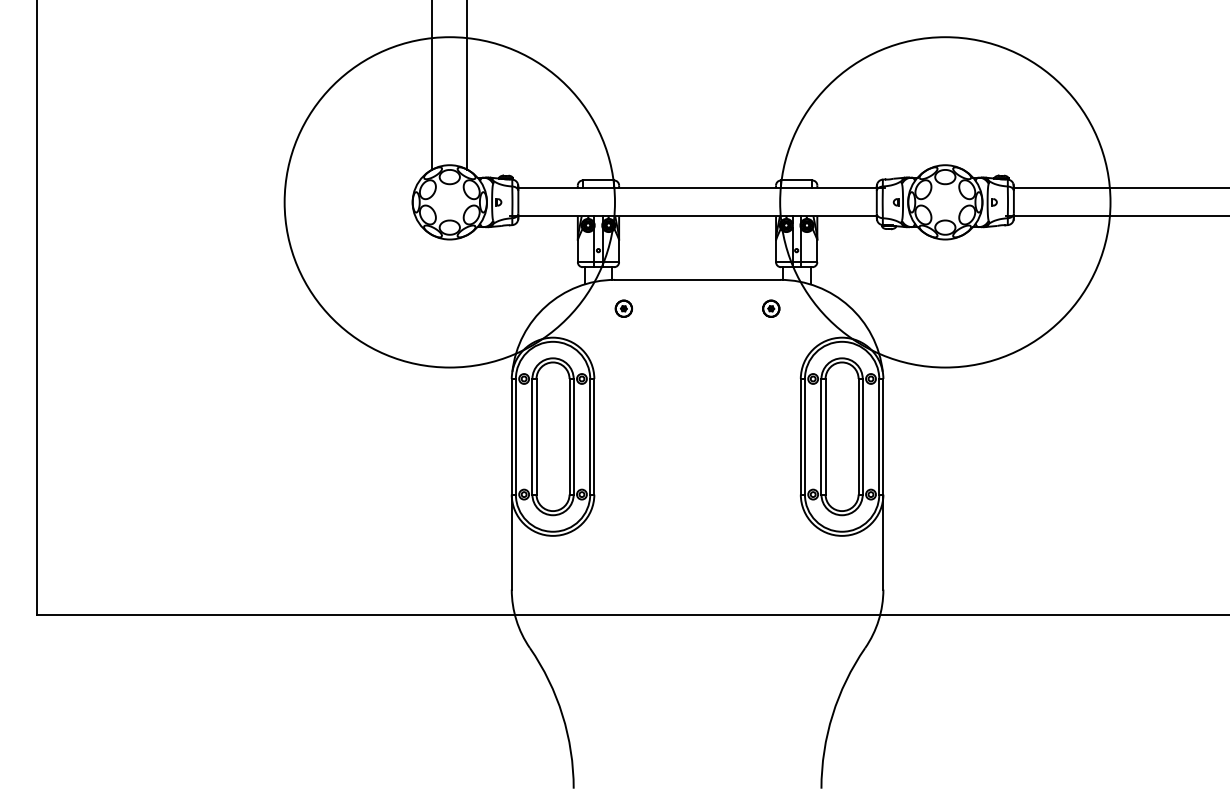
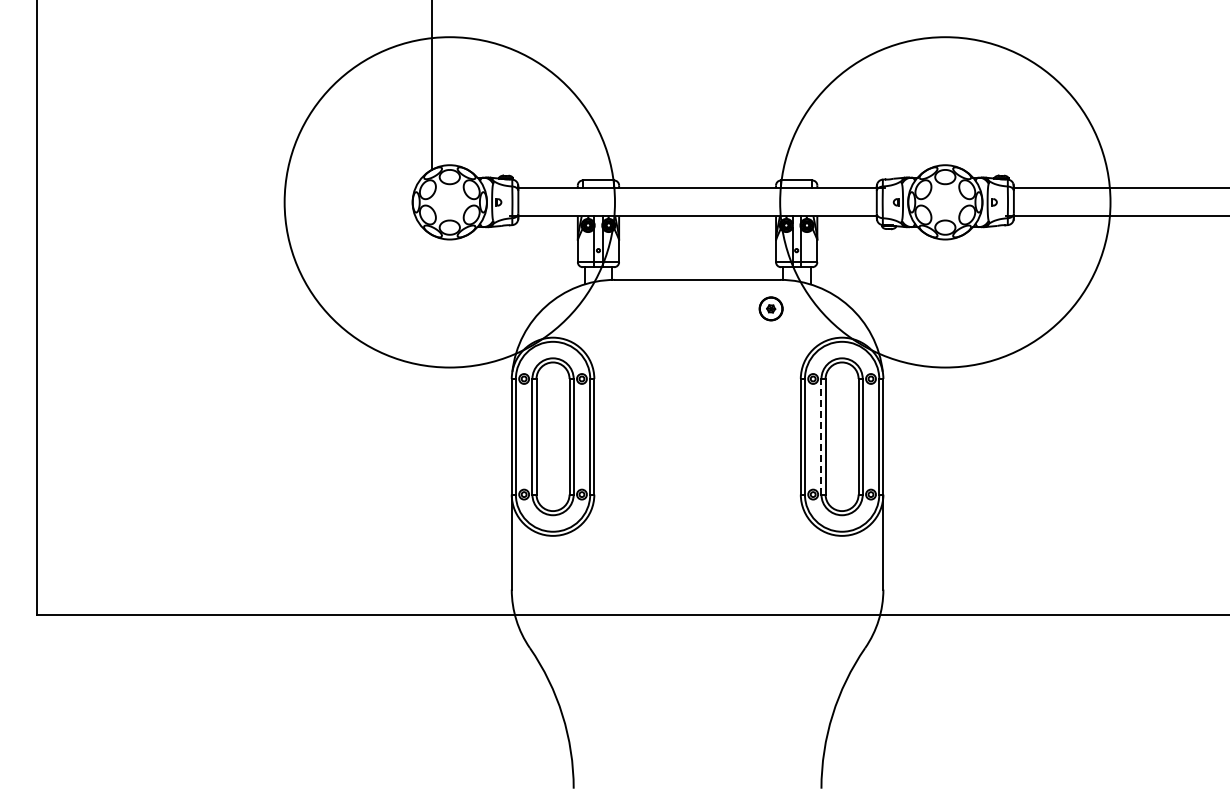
line: present -> none (467, 85)
part: present -> none (623, 308)
part size: 19x19 px -> 26x26 px (770, 308)
line: solid -> dashed (821, 436)
